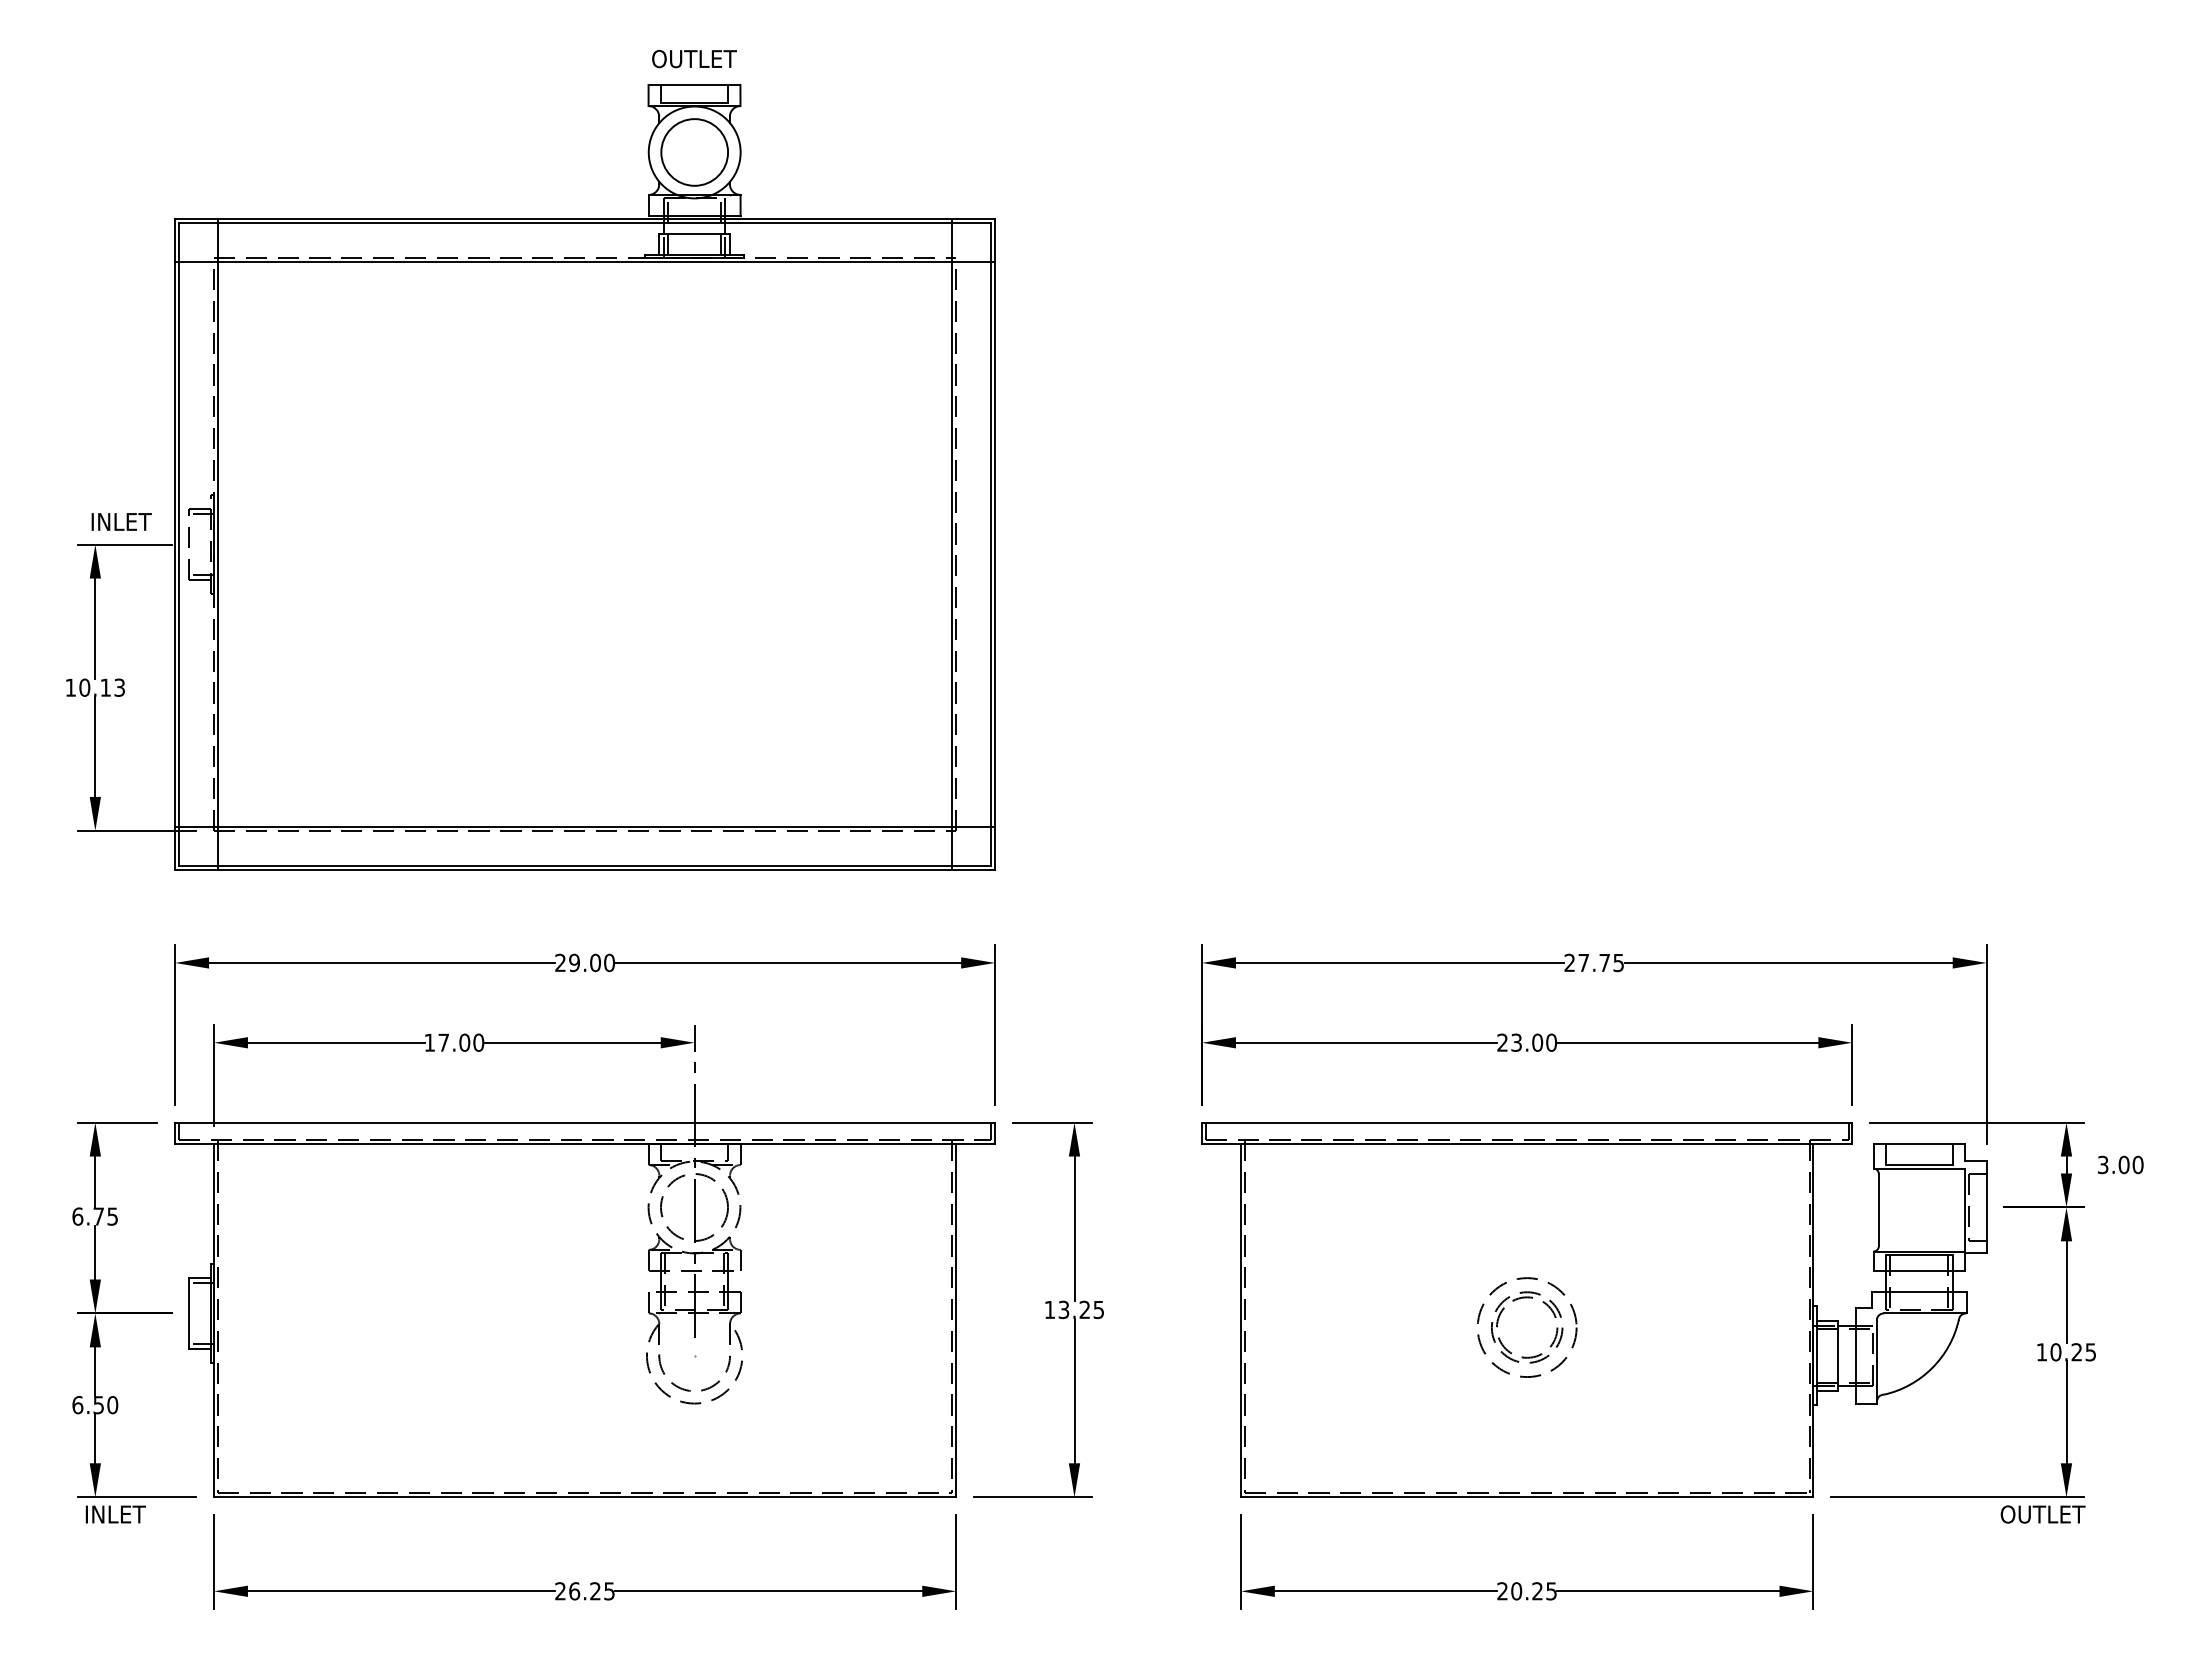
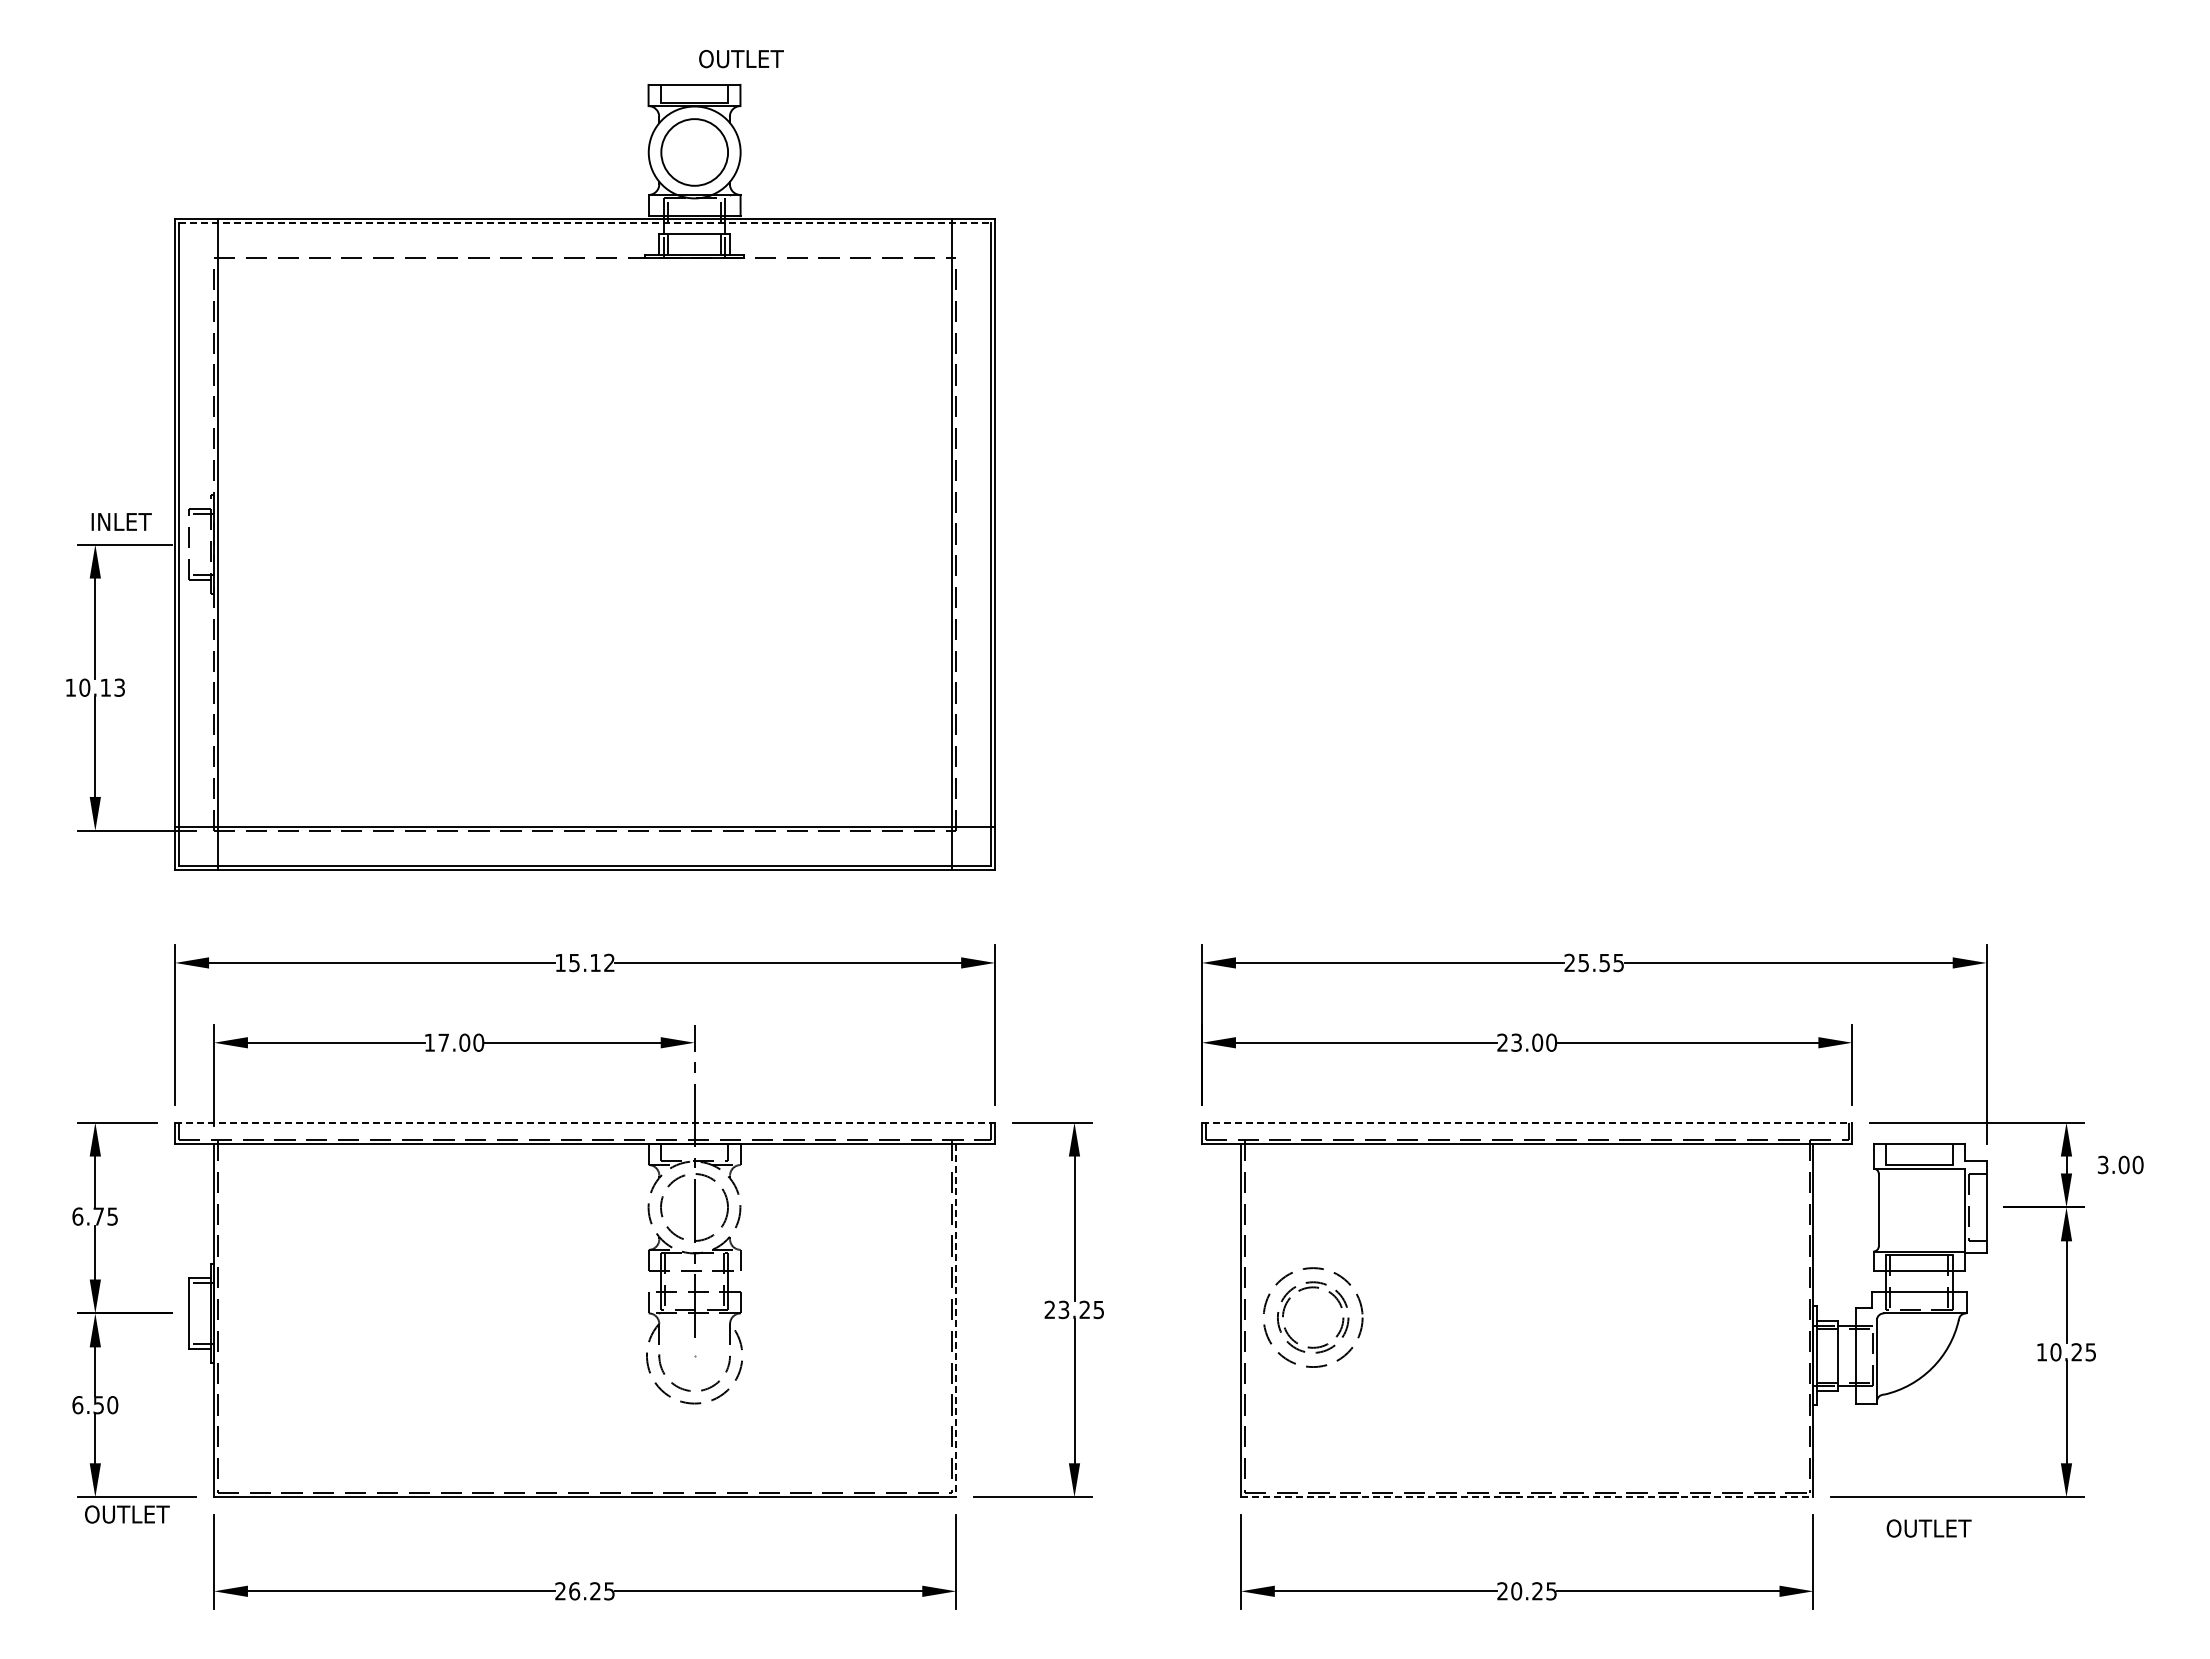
text position: (694, 58) -> (741, 58) (741, 58)
line: solid -> dashed (585, 223)
line: present -> none (585, 261)
text: 29.00 -> 15.12 (584, 962)
text: 27.75 -> 25.55 (1593, 963)
line: solid -> dashed (585, 1122)
line: solid -> dashed (1527, 1122)
text: 13.25 -> 23.25 (1049, 1309)
part position: (1550, 1310) -> (1336, 1300) (1336, 1300)
line: solid -> dashed (956, 1320)
line: solid -> dashed (1527, 1497)
text: INLET -> OUTLET (127, 1514)
text position: (2042, 1514) -> (1928, 1528) (1928, 1528)
